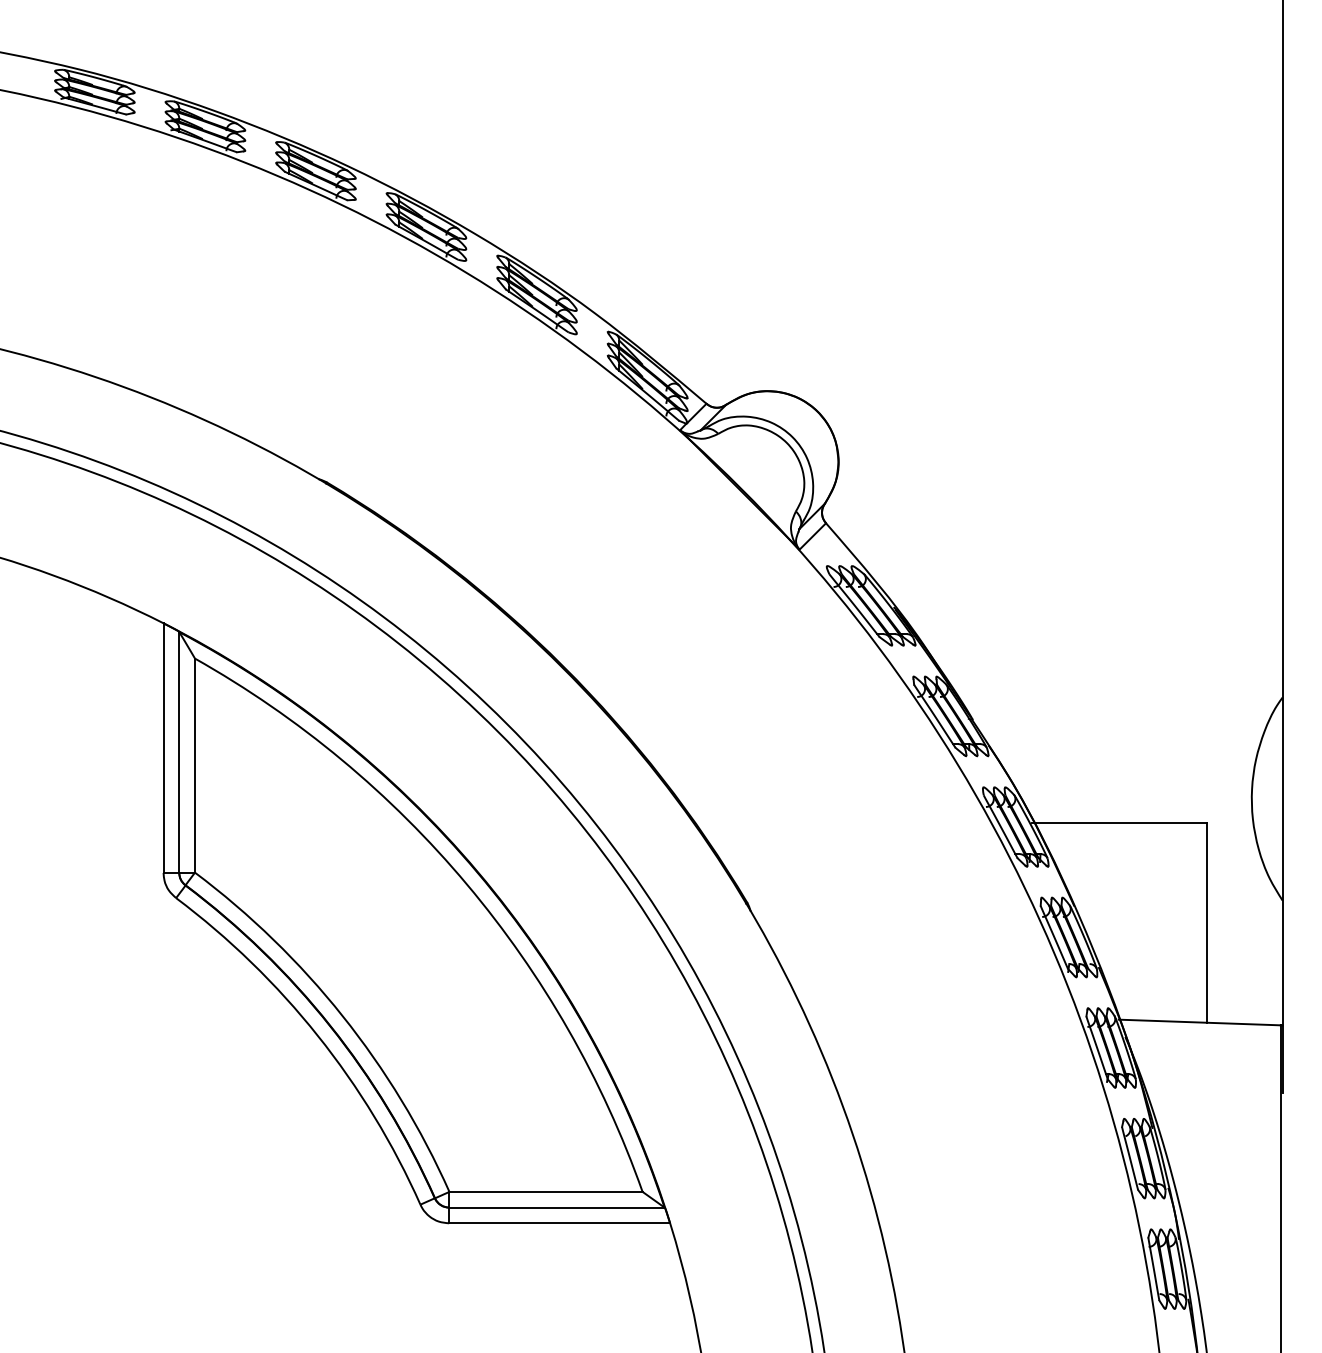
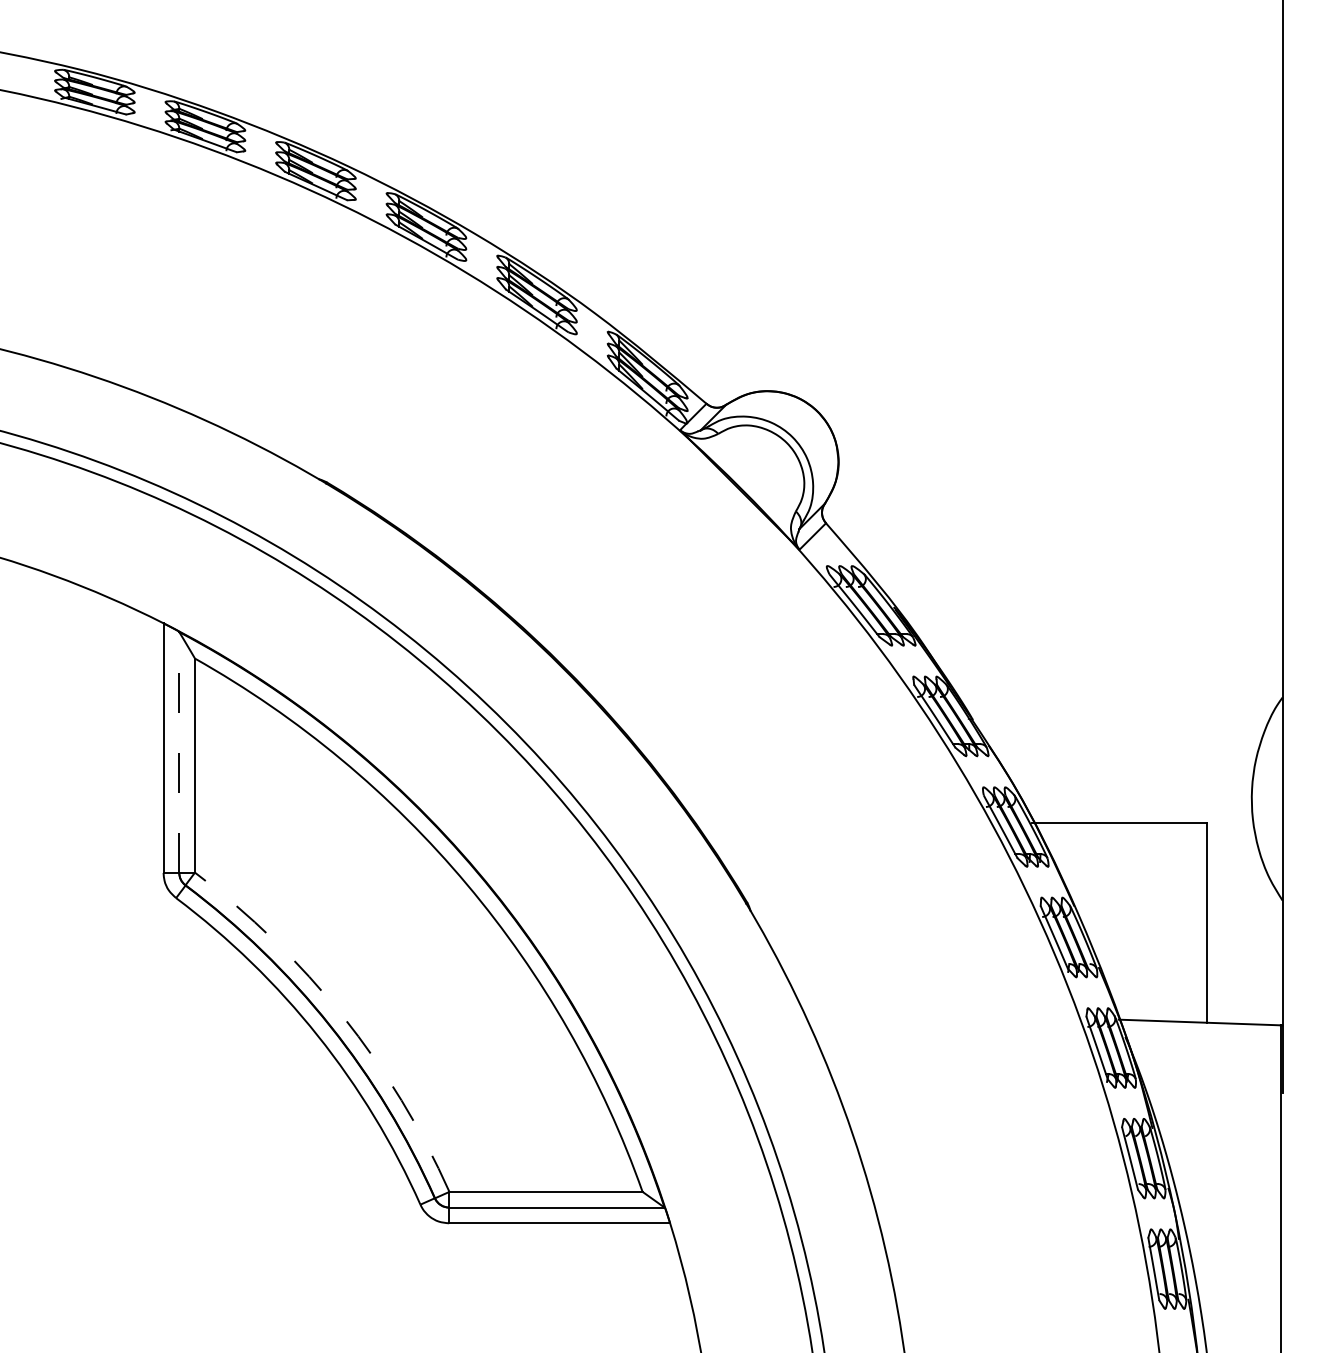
line: solid -> dashed (179, 751)
arc: solid -> dashed (342, 1016)
